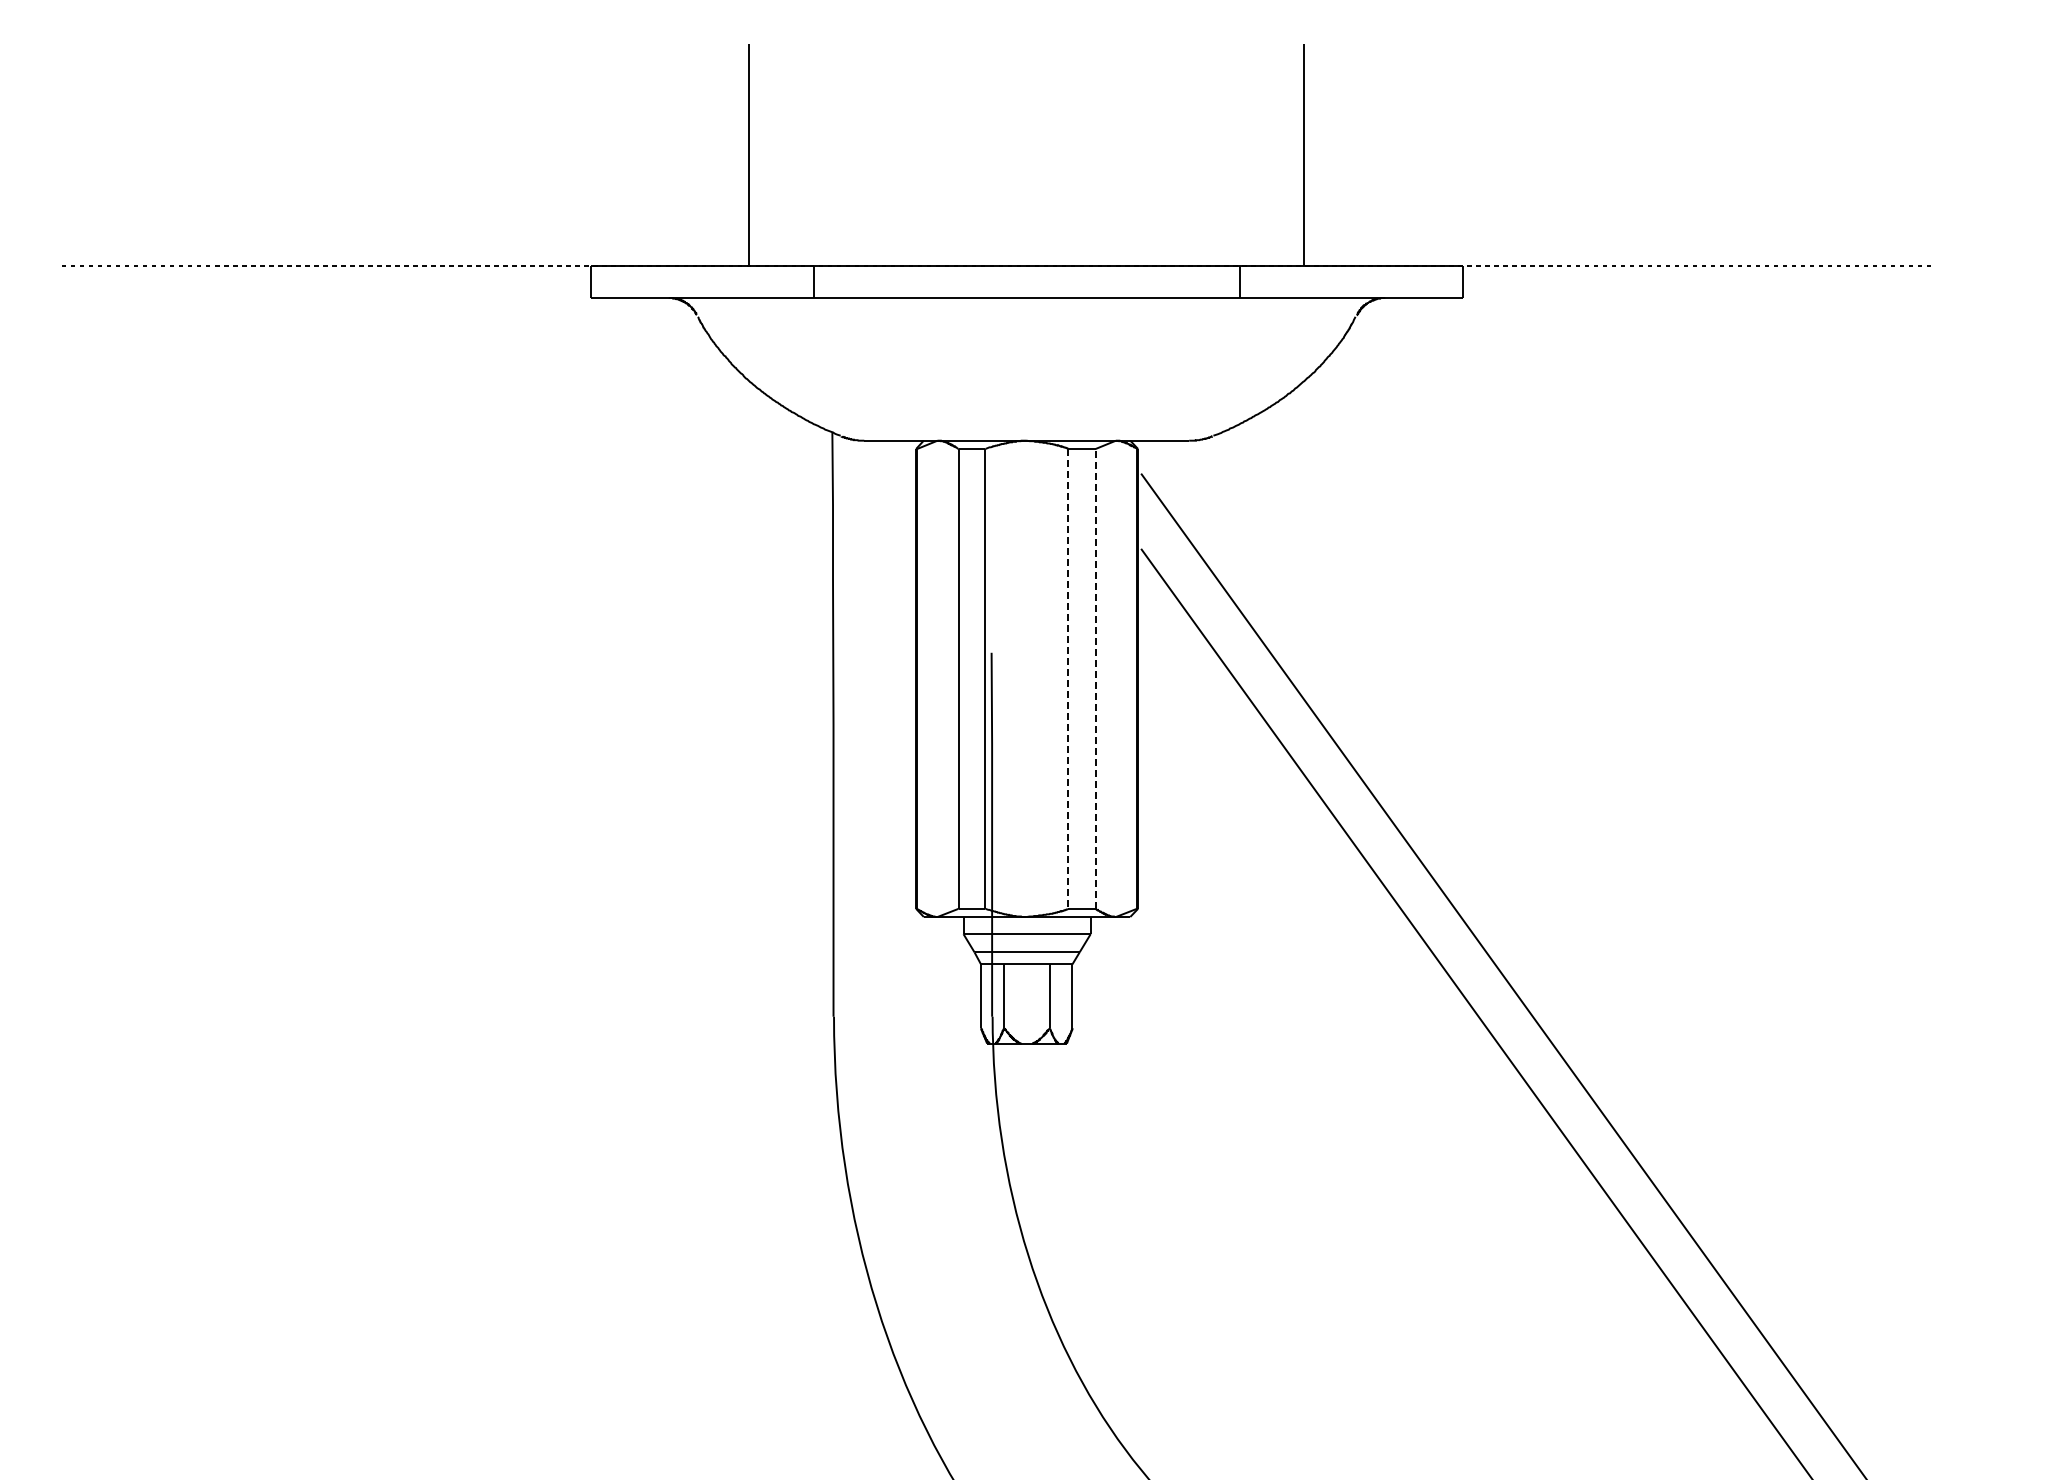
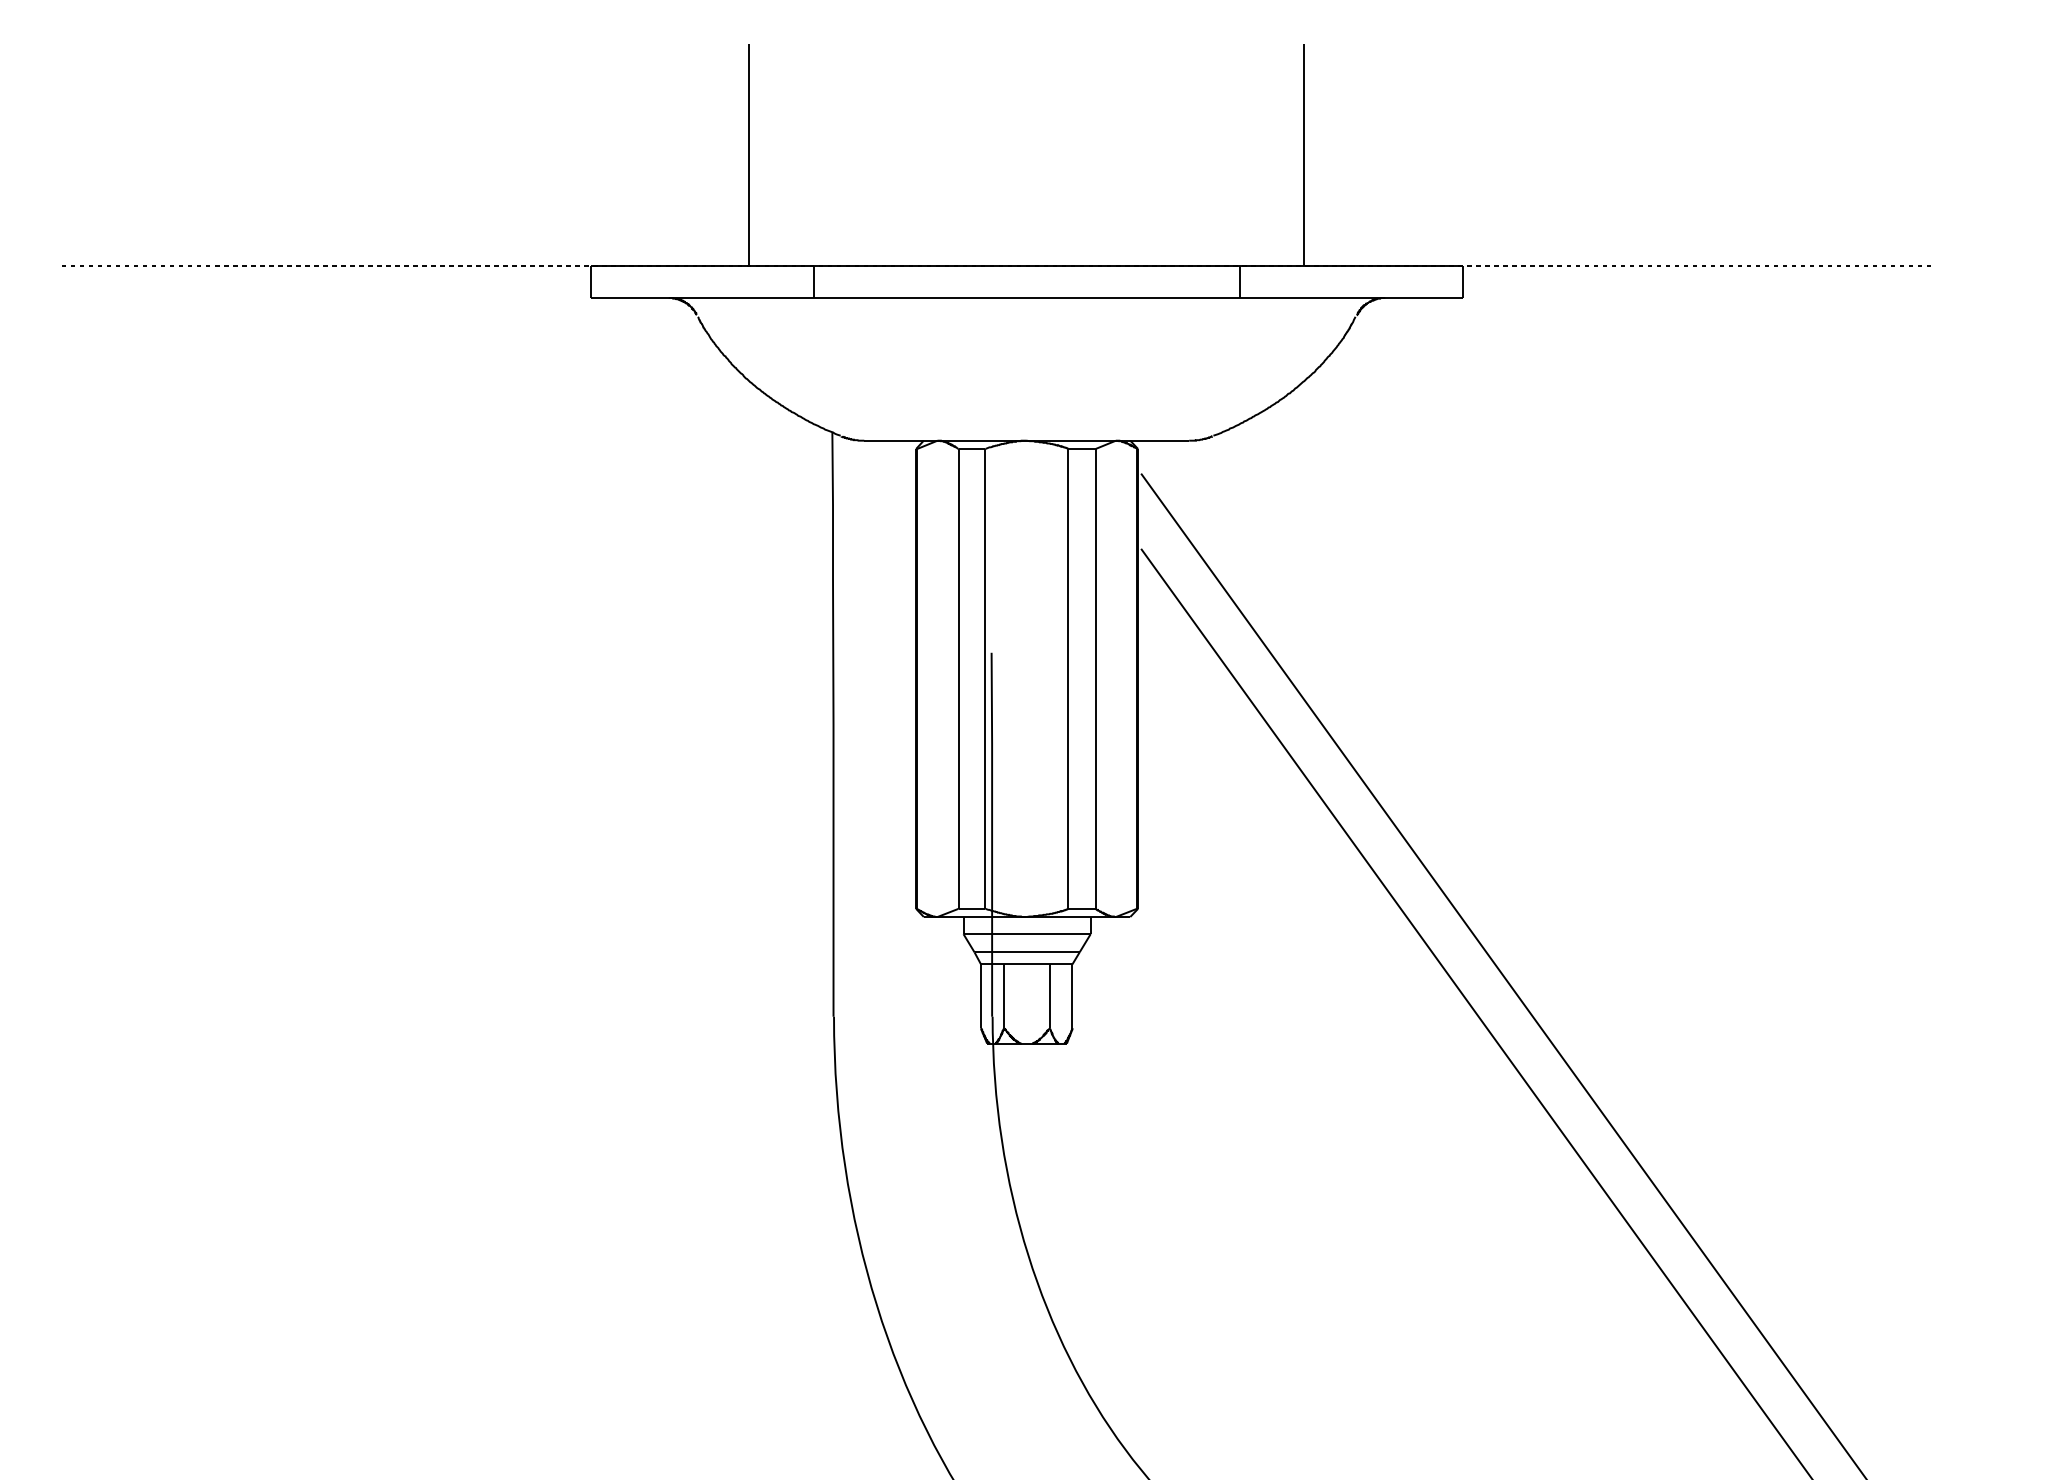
line: dashed -> solid (1067, 678)
line: dashed -> solid (1095, 678)
